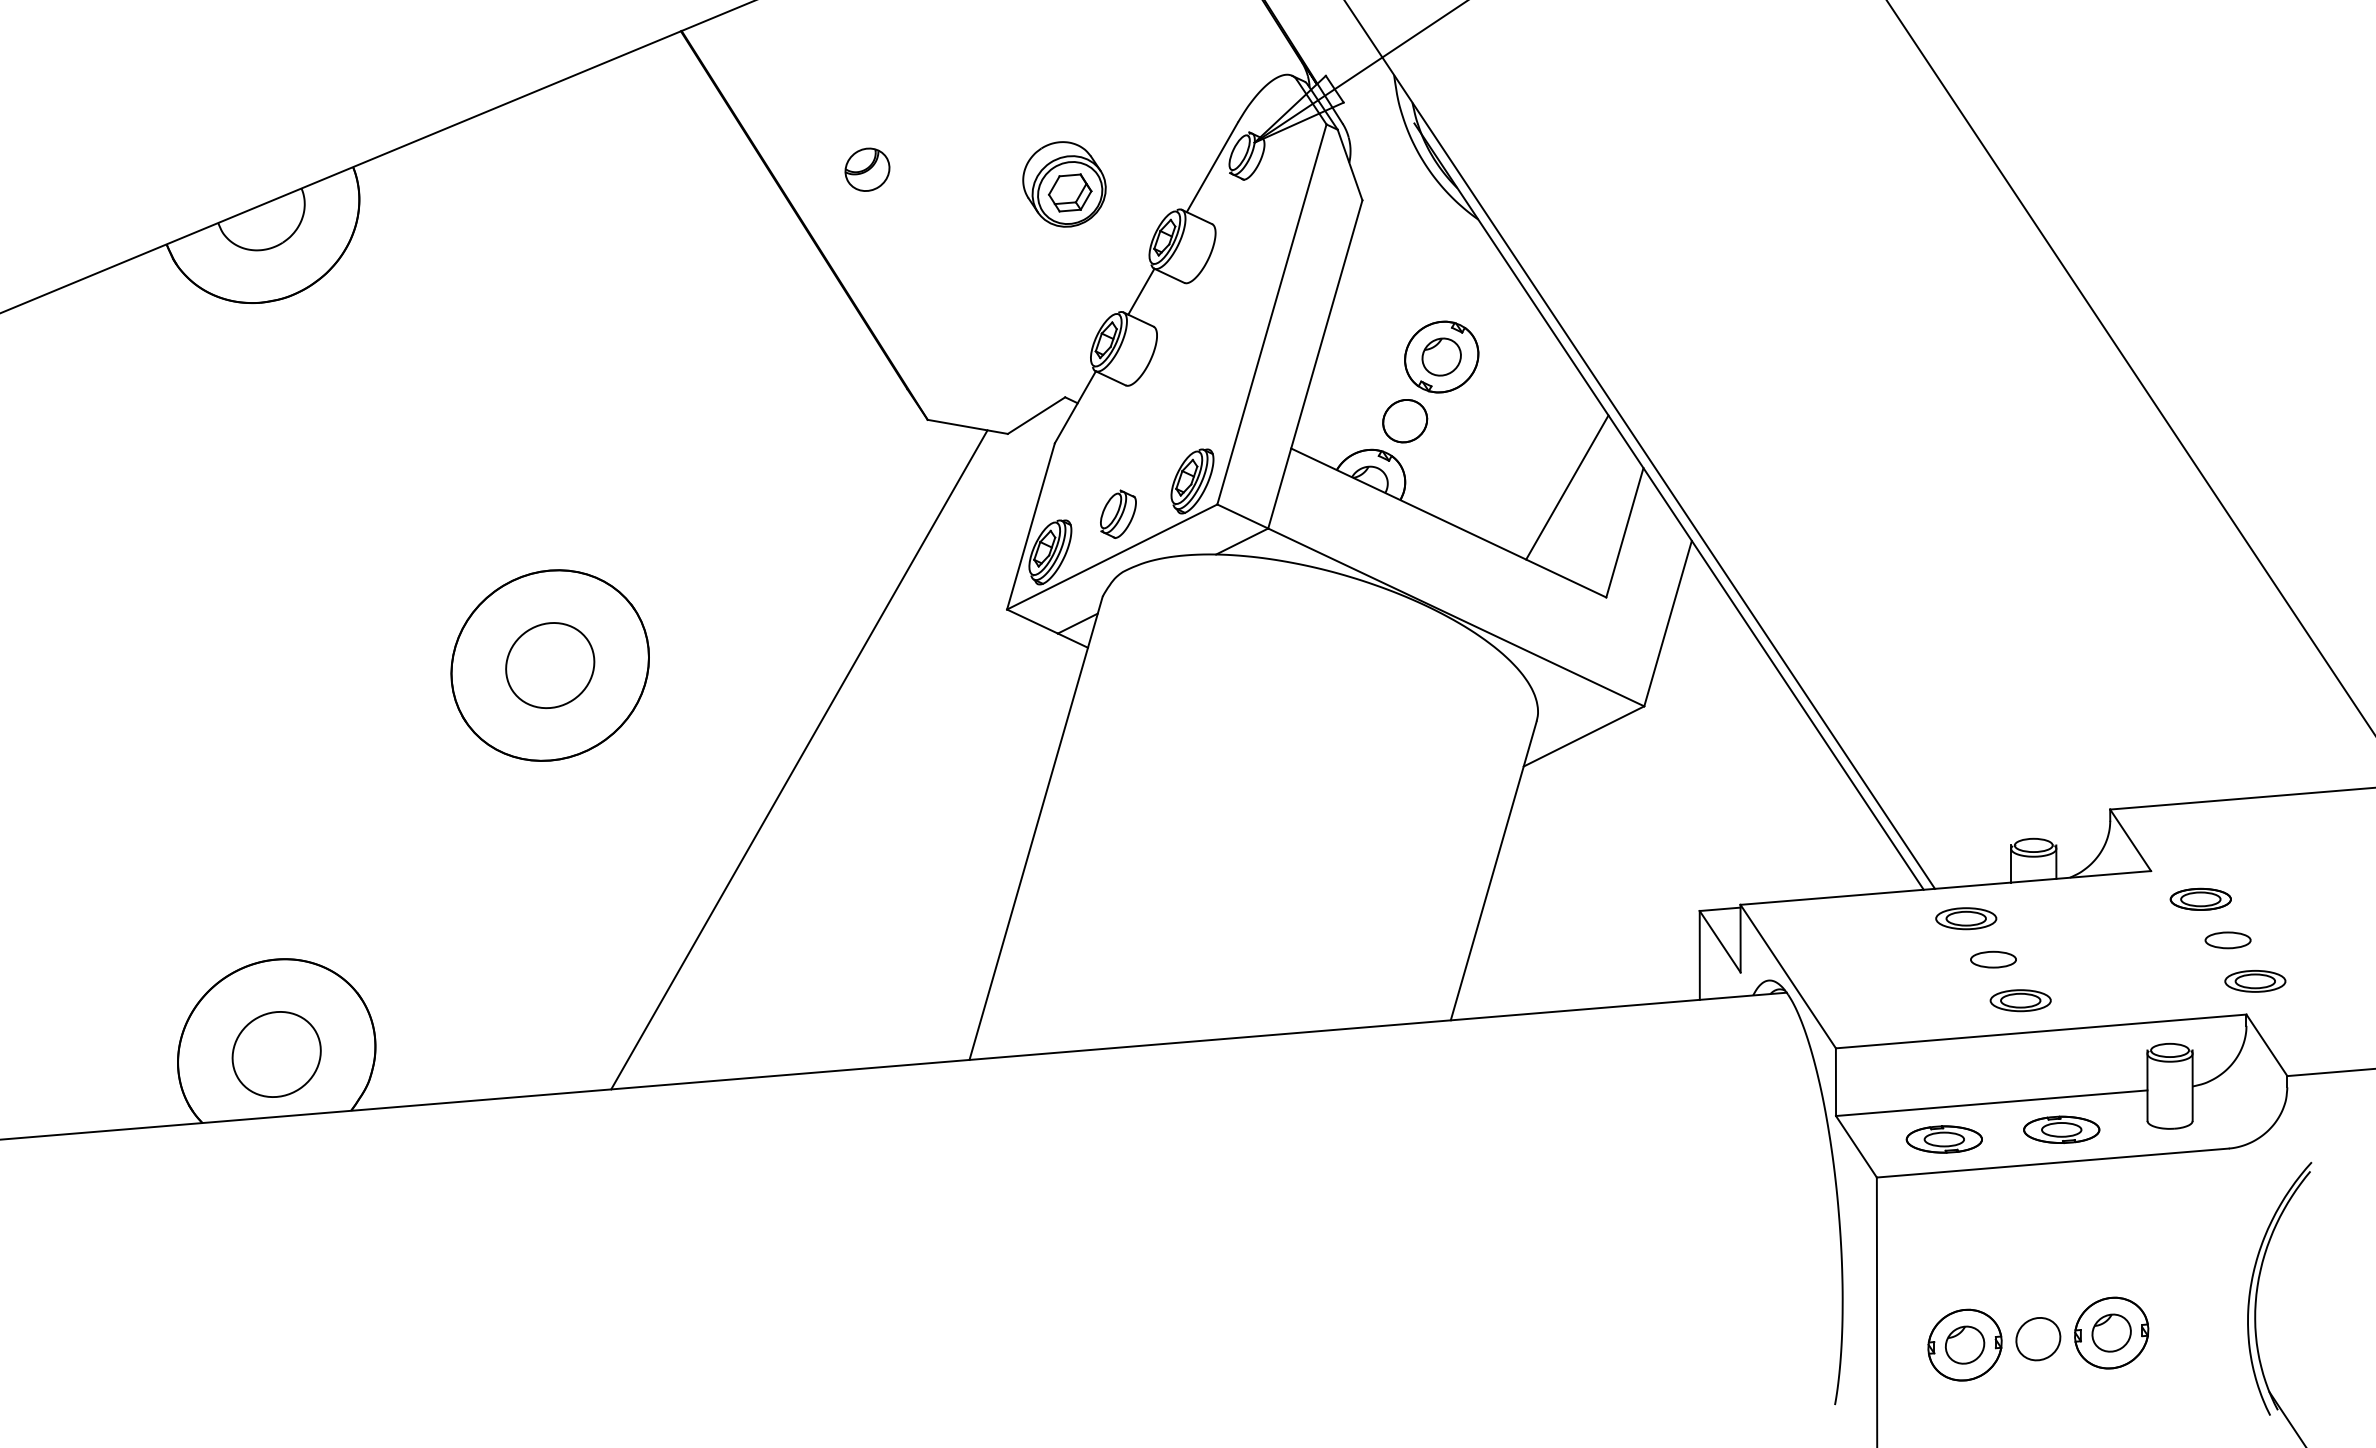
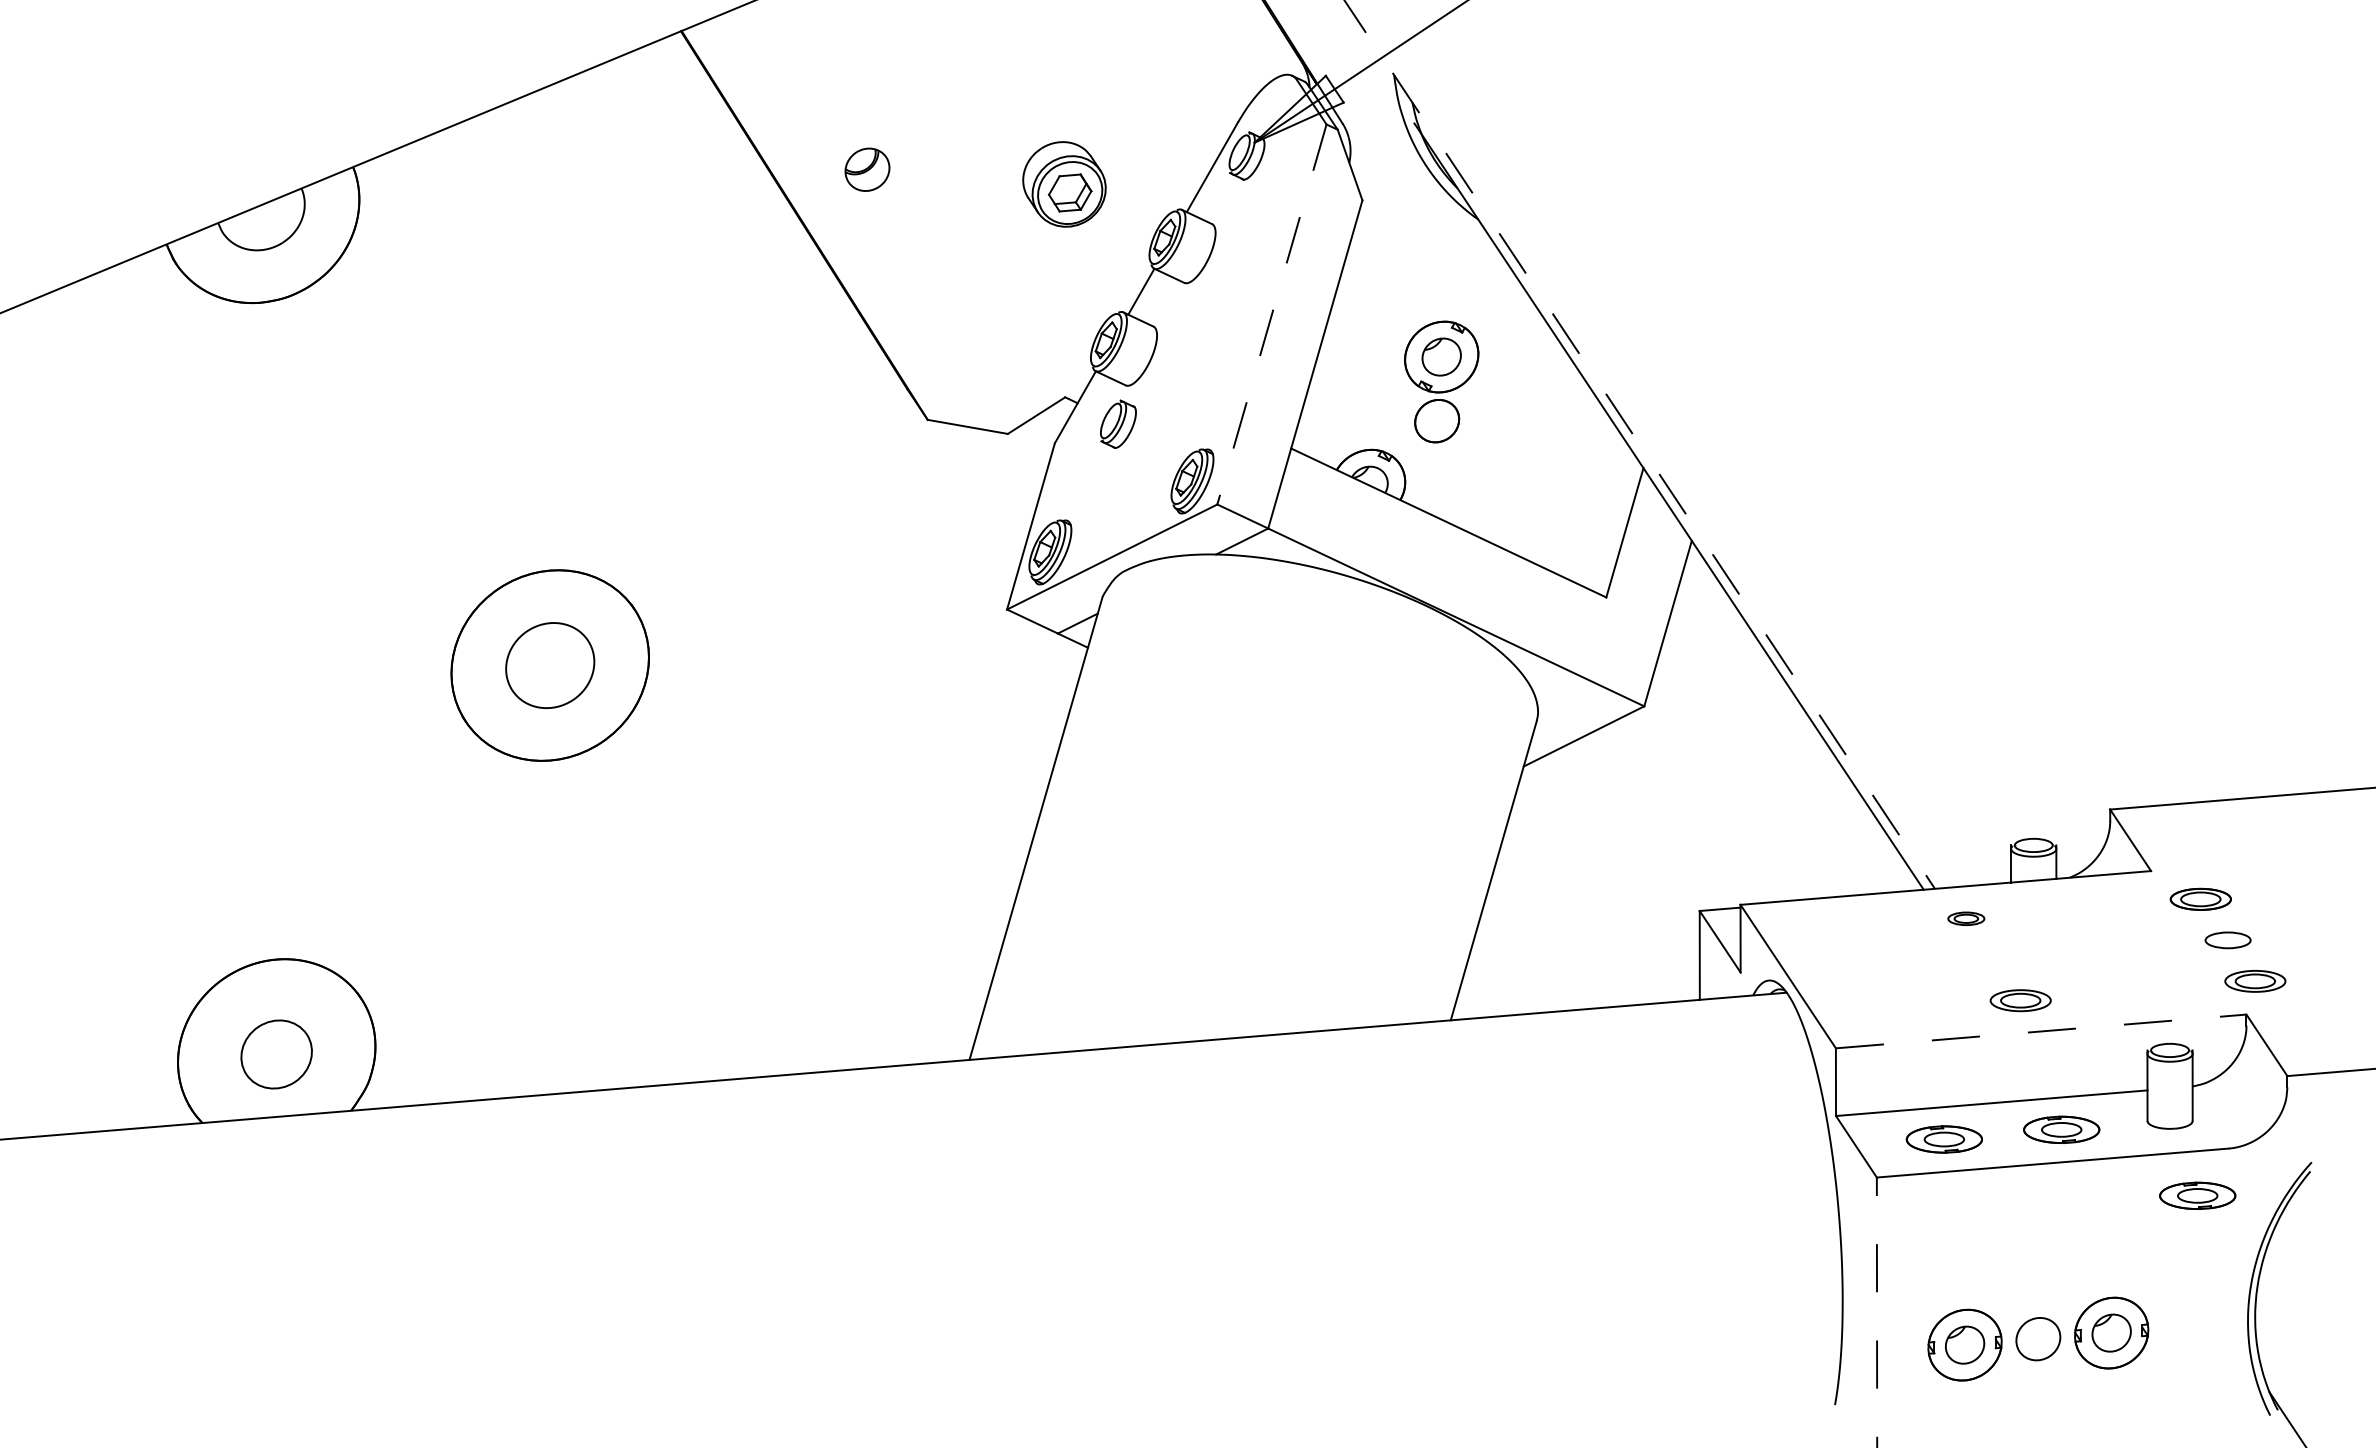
line: solid -> dashed (1271, 314)
line: present -> none (2130, 366)
part position: (1405, 421) -> (1437, 421) (1437, 421)
line: solid -> dashed (1639, 444)
line: present -> none (1567, 487)
part position: (1118, 513) -> (1118, 423) (1118, 423)
line: present -> none (799, 759)
part size: 63x24 px -> 39x15 px (1966, 918)
part: present -> none (1993, 959)
line: solid -> dashed (2041, 1031)
part size: 91x87 px -> 73x71 px (276, 1054)
part: none -> present (2197, 1195)
line: solid -> dashed (1877, 1312)
